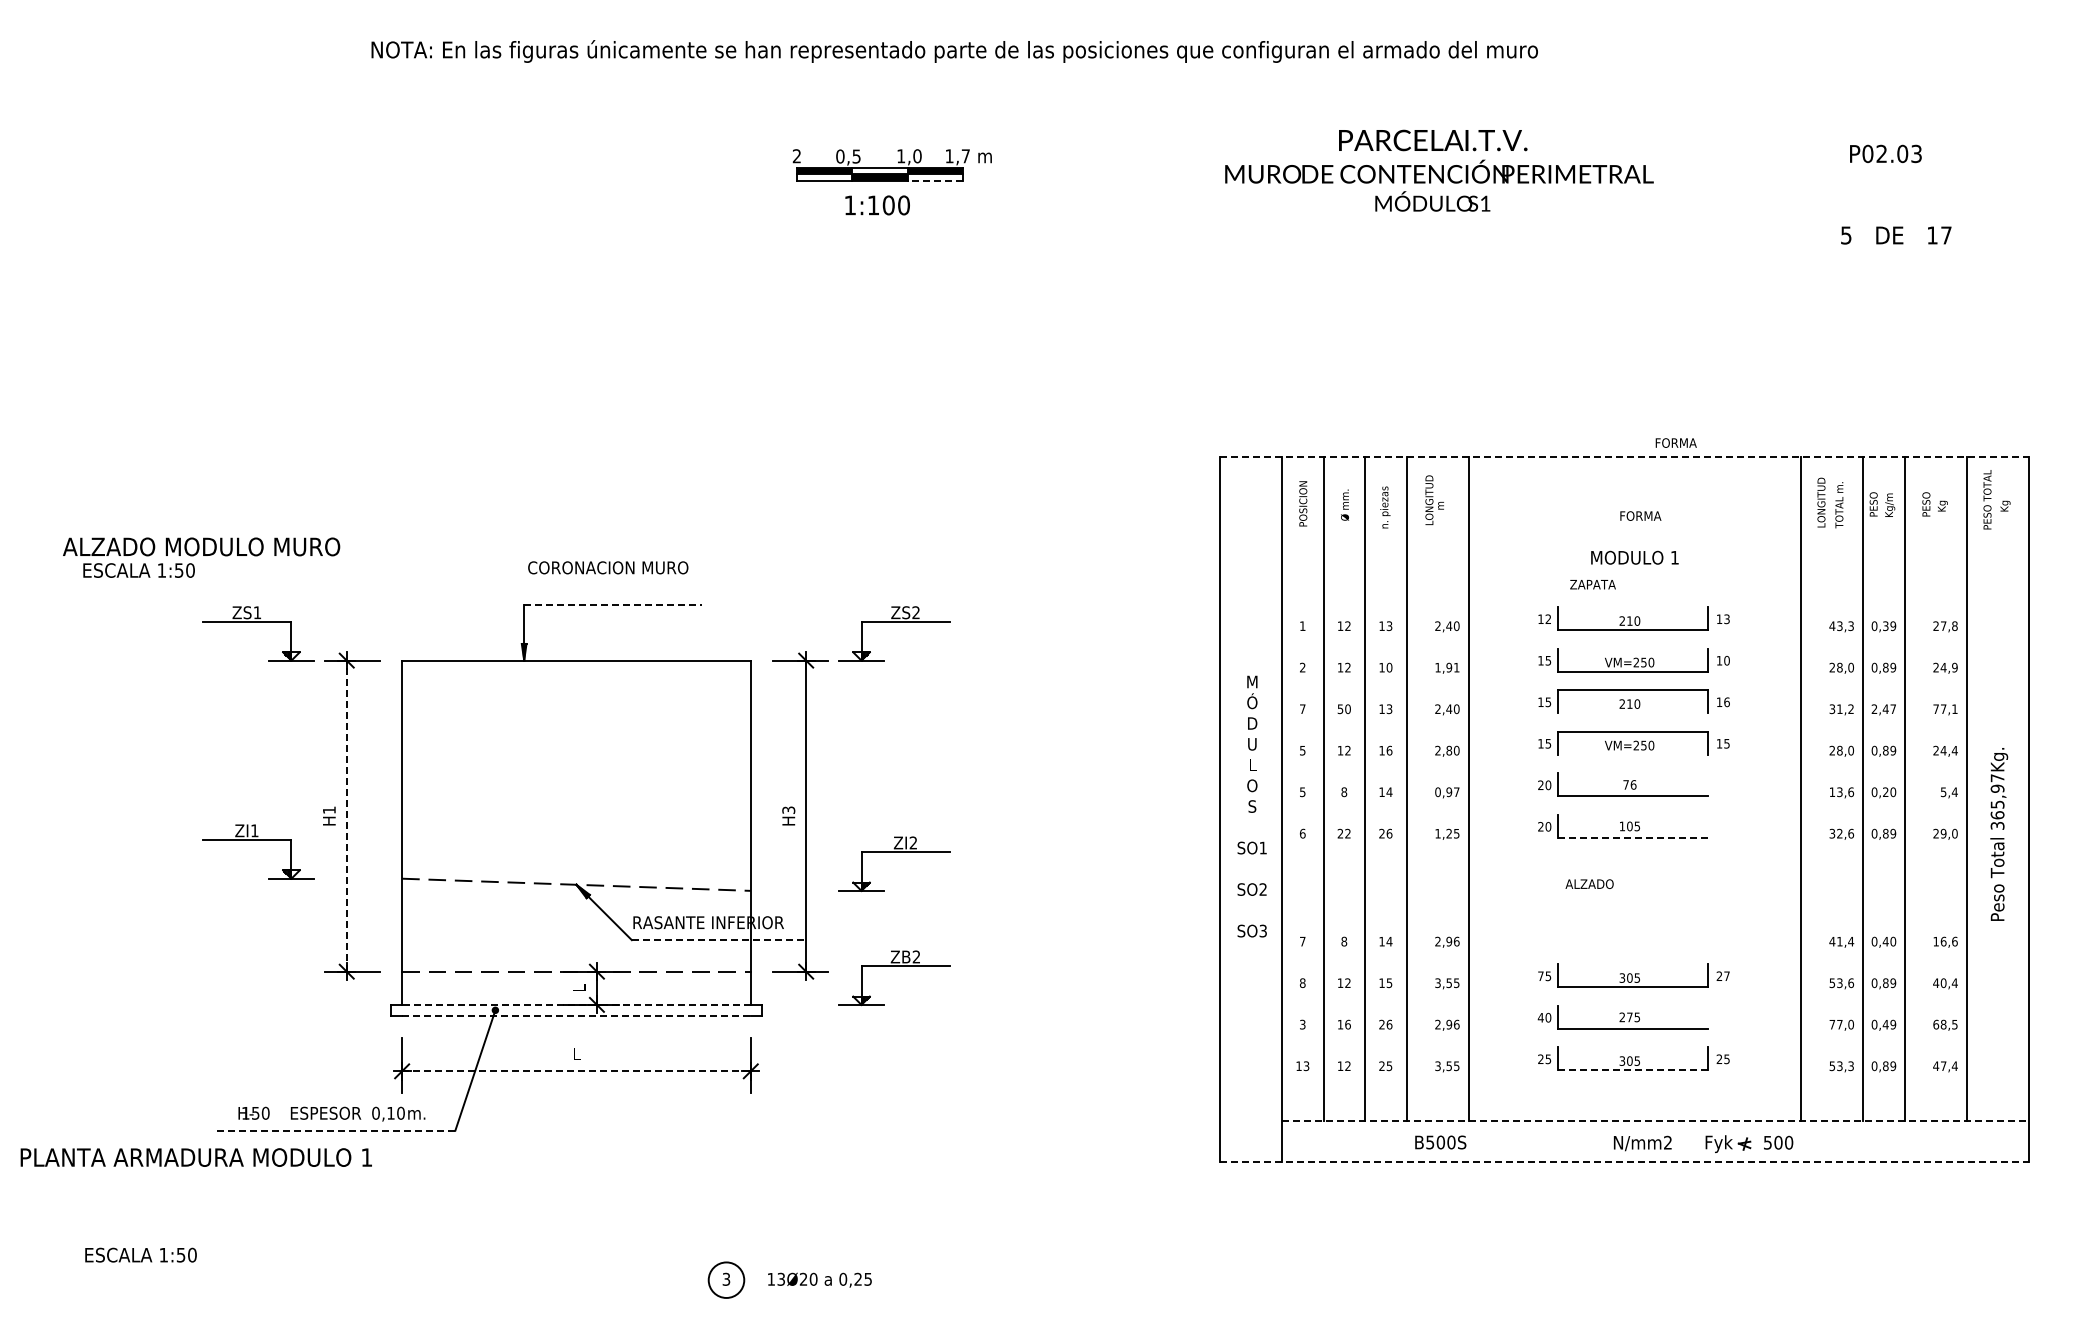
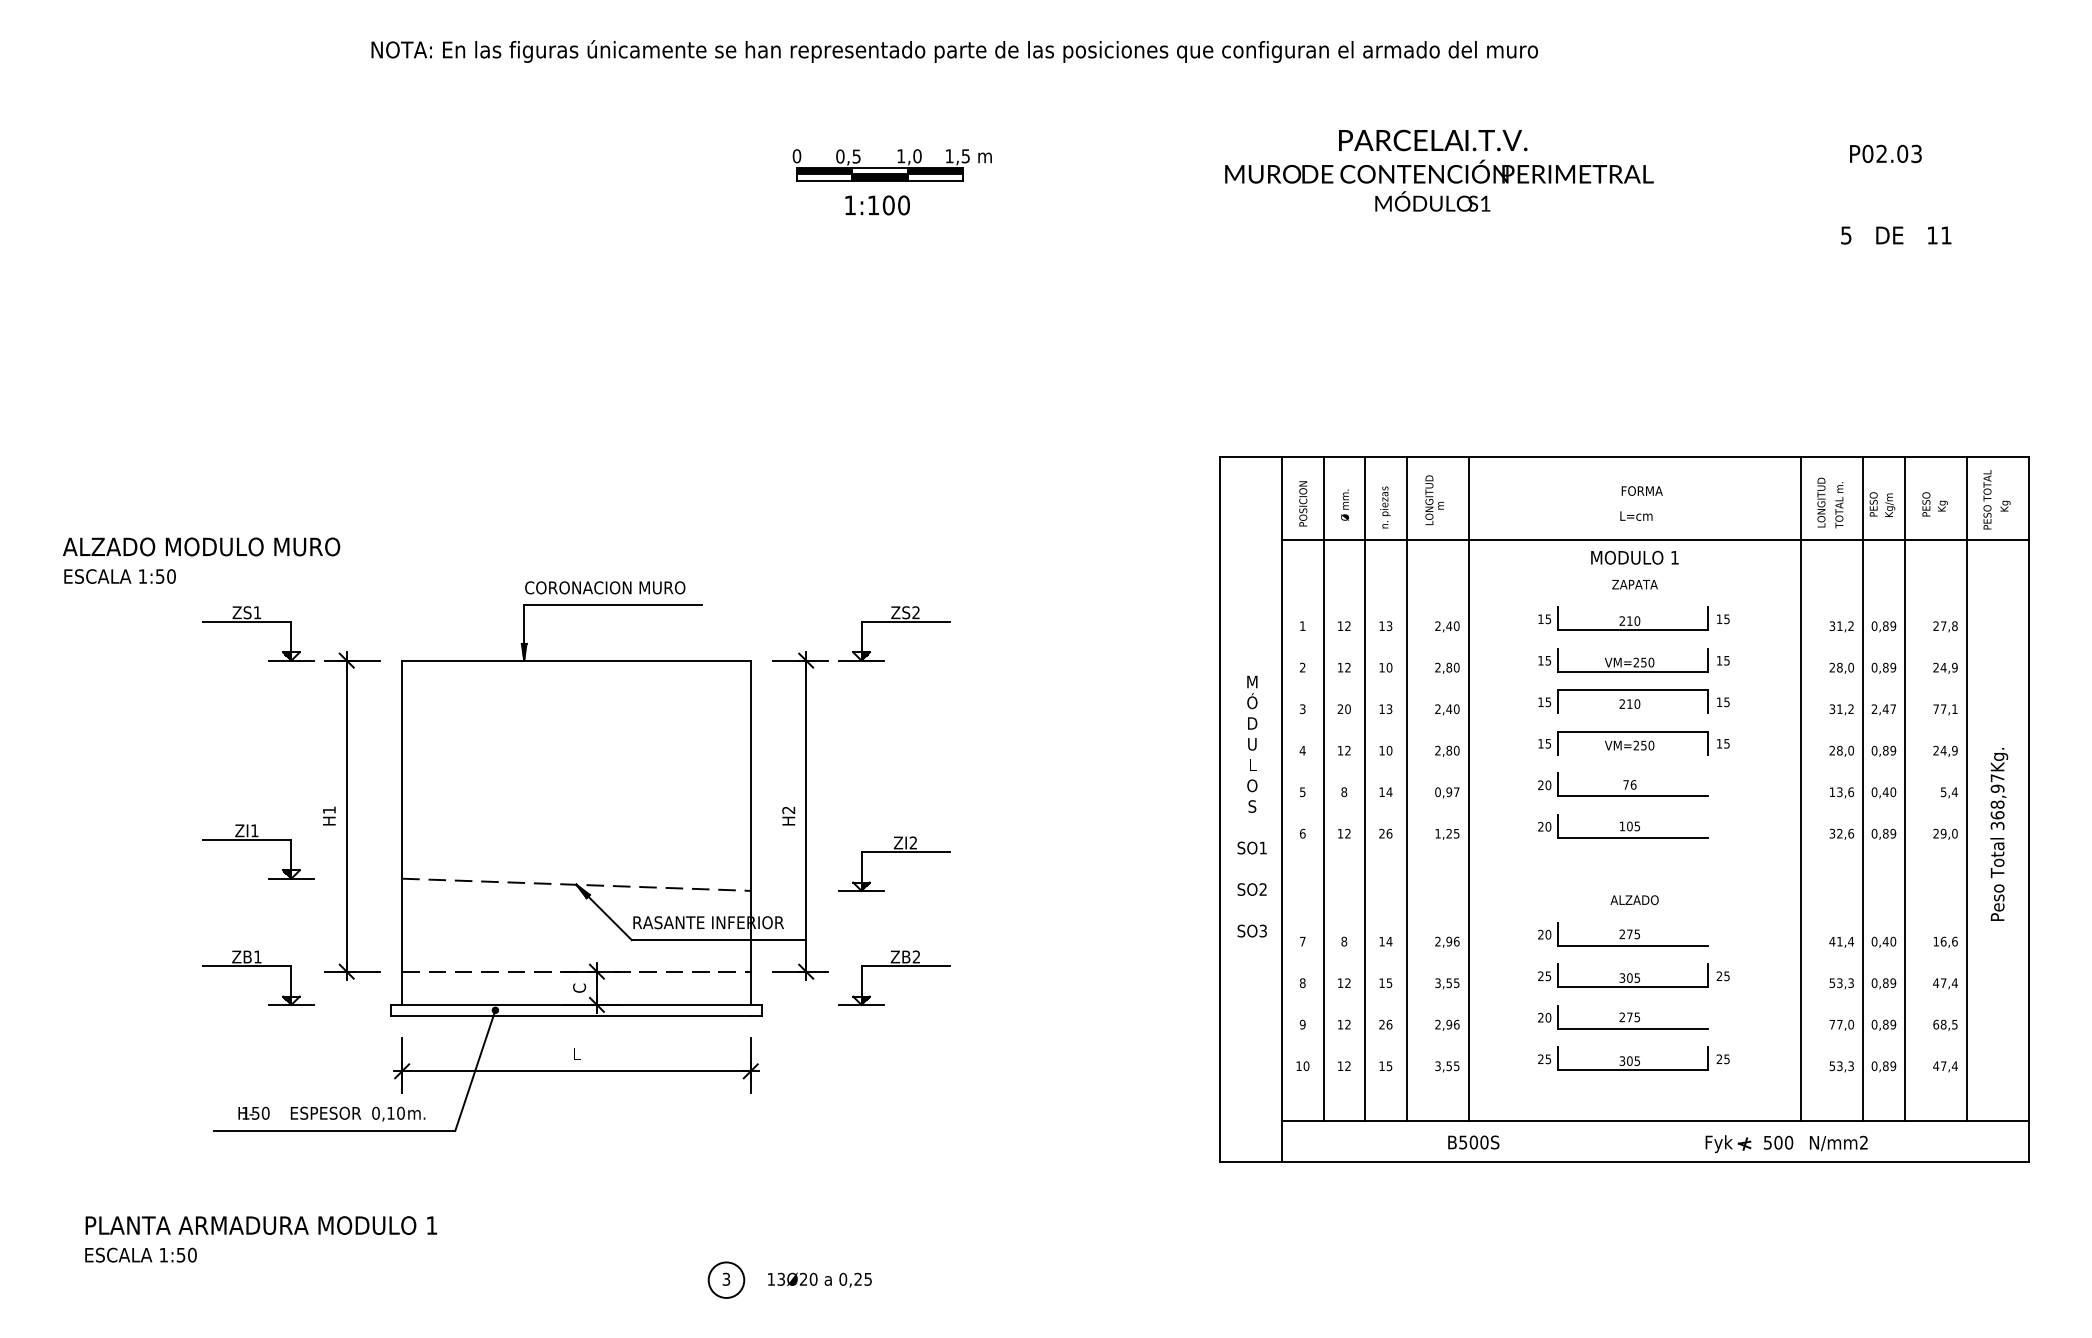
text: 2 -> 0 (796, 156)
text: 1,7 -> 1,5 (965, 156)
line: dashed -> solid (935, 180)
text: 17 -> 11 (1946, 235)
text position: (1675, 442) -> (1641, 490) (1641, 490)
line: dashed -> solid (1624, 456)
text: FORMA -> L=cm (1641, 515)
line: none -> present (1655, 539)
text position: (608, 567) -> (605, 587) (605, 587)
text position: (138, 570) -> (119, 576) (119, 576)
text position: (1592, 584) -> (1634, 584) (1634, 584)
line: dashed -> solid (613, 605)
text: 13 -> 15 (1726, 618)
text: 12 -> 15 (1548, 619)
text: 0,39 -> 0,89 (1885, 625)
text: 43,3 -> 31,2 (1841, 626)
text: 10 -> 15 (1726, 660)
text: 1,91 -> 2,80 (1447, 667)
text: 16 -> 15 (1726, 702)
text: 7 -> 3 (1302, 709)
text: 50 -> 20 (1340, 709)
text: 16 -> 10 (1389, 749)
text: 5 -> 4 (1302, 750)
text: 24,4 -> 24,9 (1954, 750)
text: 0,20 -> 0,40 (1885, 791)
text: 365,97Kg. -> 368,97Kg. (1997, 804)
text: H3 -> H2 (788, 809)
line: dashed -> solid (346, 816)
text: 22 -> 12 (1339, 833)
line: dashed -> solid (1633, 837)
text position: (1589, 883) -> (1634, 899) (1634, 899)
part: none -> present (1623, 934)
line: dashed -> solid (719, 940)
part: none -> present (258, 966)
text: 75 -> 25 (1540, 975)
text: 27 -> 25 (1726, 976)
text: 53,6 -> 53,3 (1851, 982)
text: 40,4 -> 47,4 (1943, 983)
text: L -> C (579, 987)
line: dashed -> solid (576, 1004)
line: dashed -> solid (577, 1015)
text: 40 -> 20 (1540, 1017)
text: 3 -> 9 (1302, 1024)
text: 16 -> 12 (1347, 1024)
text: 0,49 -> 0,89 (1885, 1024)
text: 25 -> 15 (1381, 1065)
text: 13 -> 10 (1306, 1066)
line: dashed -> solid (1633, 1070)
line: dashed -> solid (577, 1071)
line: dashed -> solid (1655, 1120)
line: dashed -> solid (334, 1130)
text position: (1440, 1142) -> (1473, 1142) (1473, 1142)
text position: (1642, 1143) -> (1838, 1143) (1838, 1143)
text position: (195, 1157) -> (260, 1225) (260, 1225)
line: dashed -> solid (1624, 1162)
